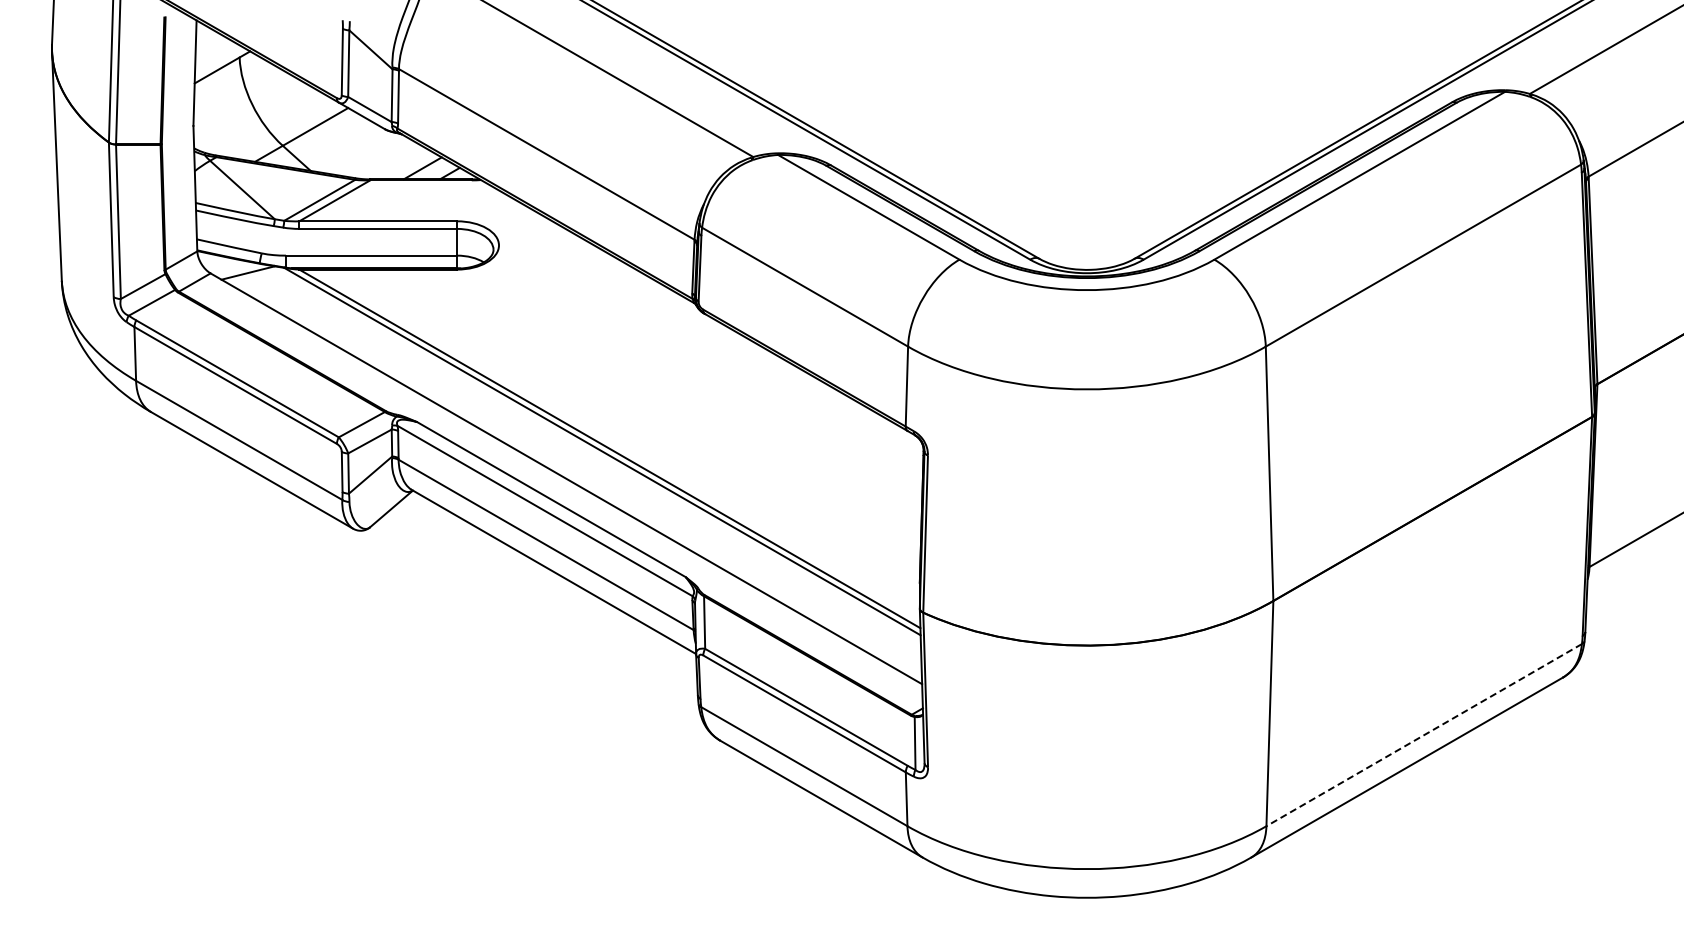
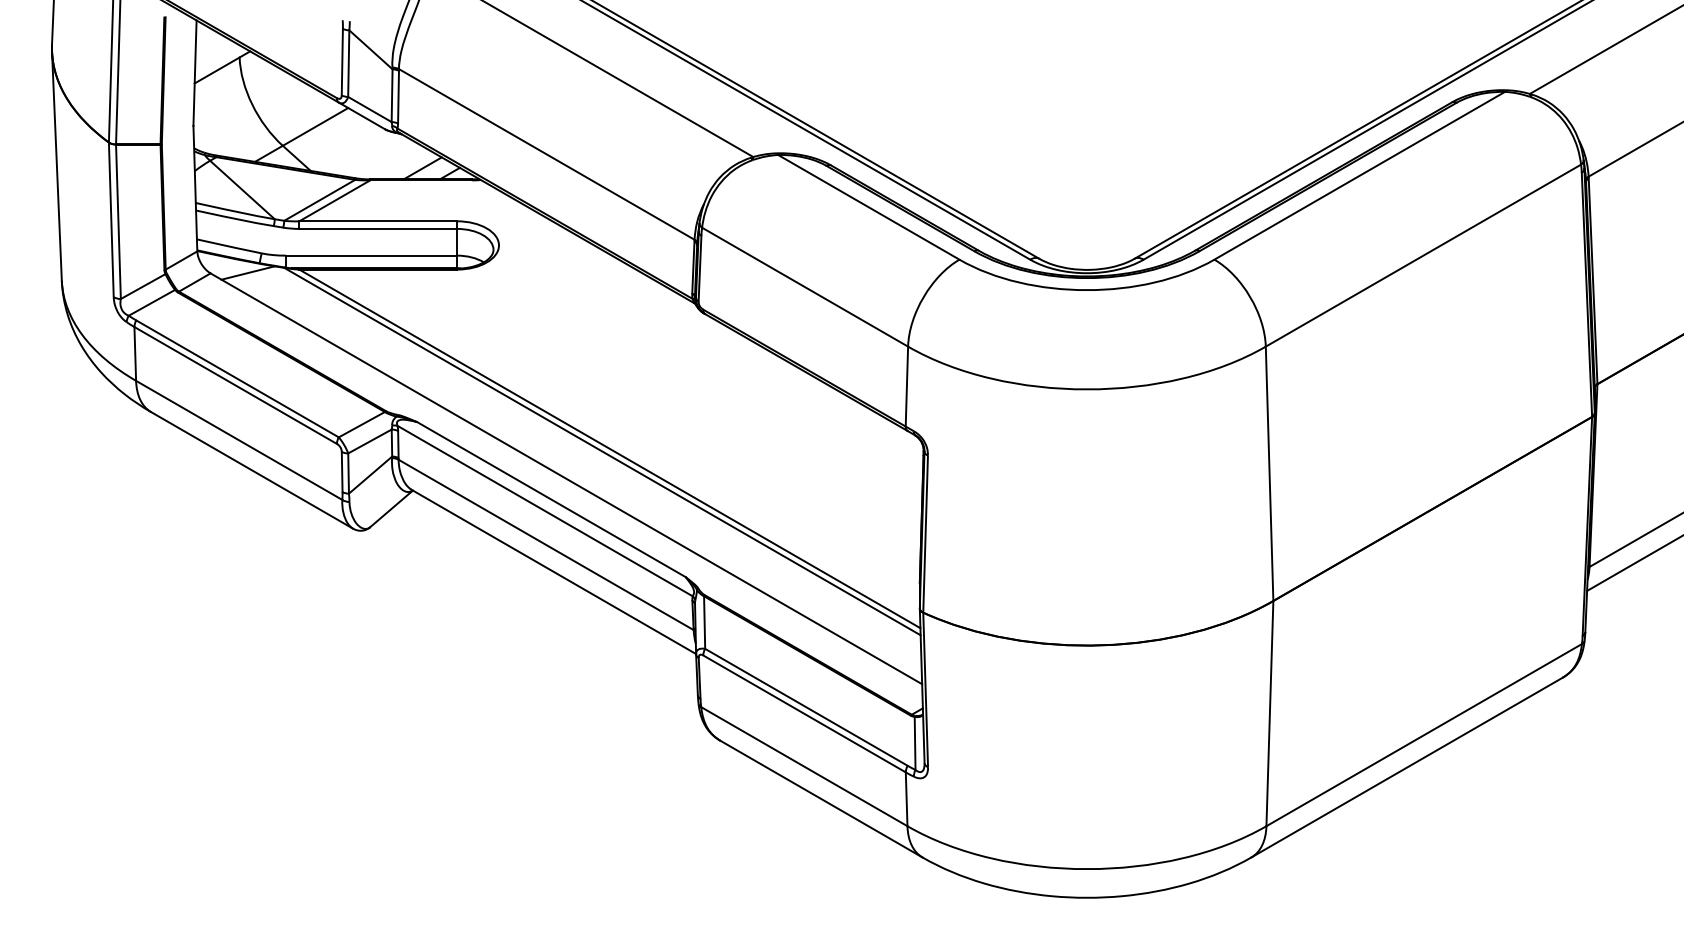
line: none -> present (1633, 563)
line: dashed -> solid (1423, 735)
